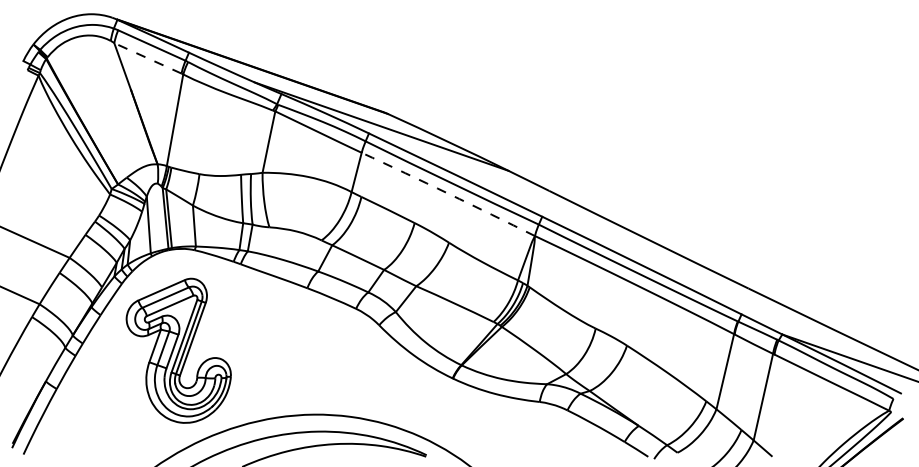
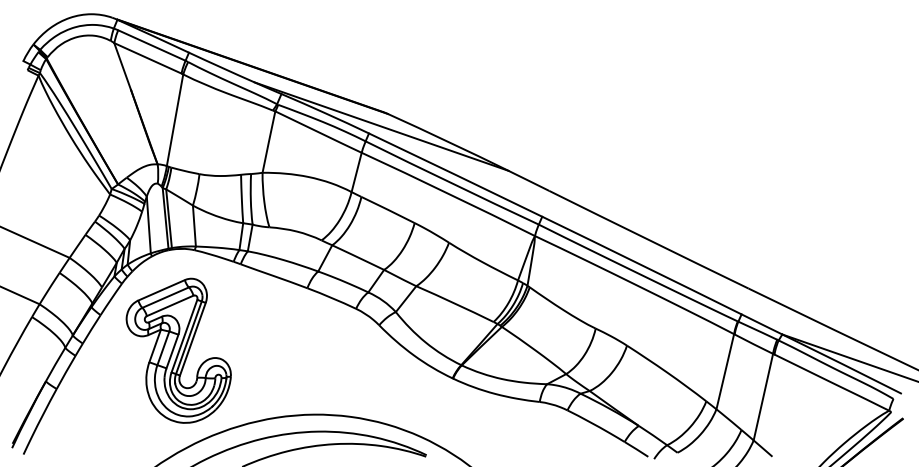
line: dashed -> solid (147, 58)
arc: dashed -> solid (448, 193)
